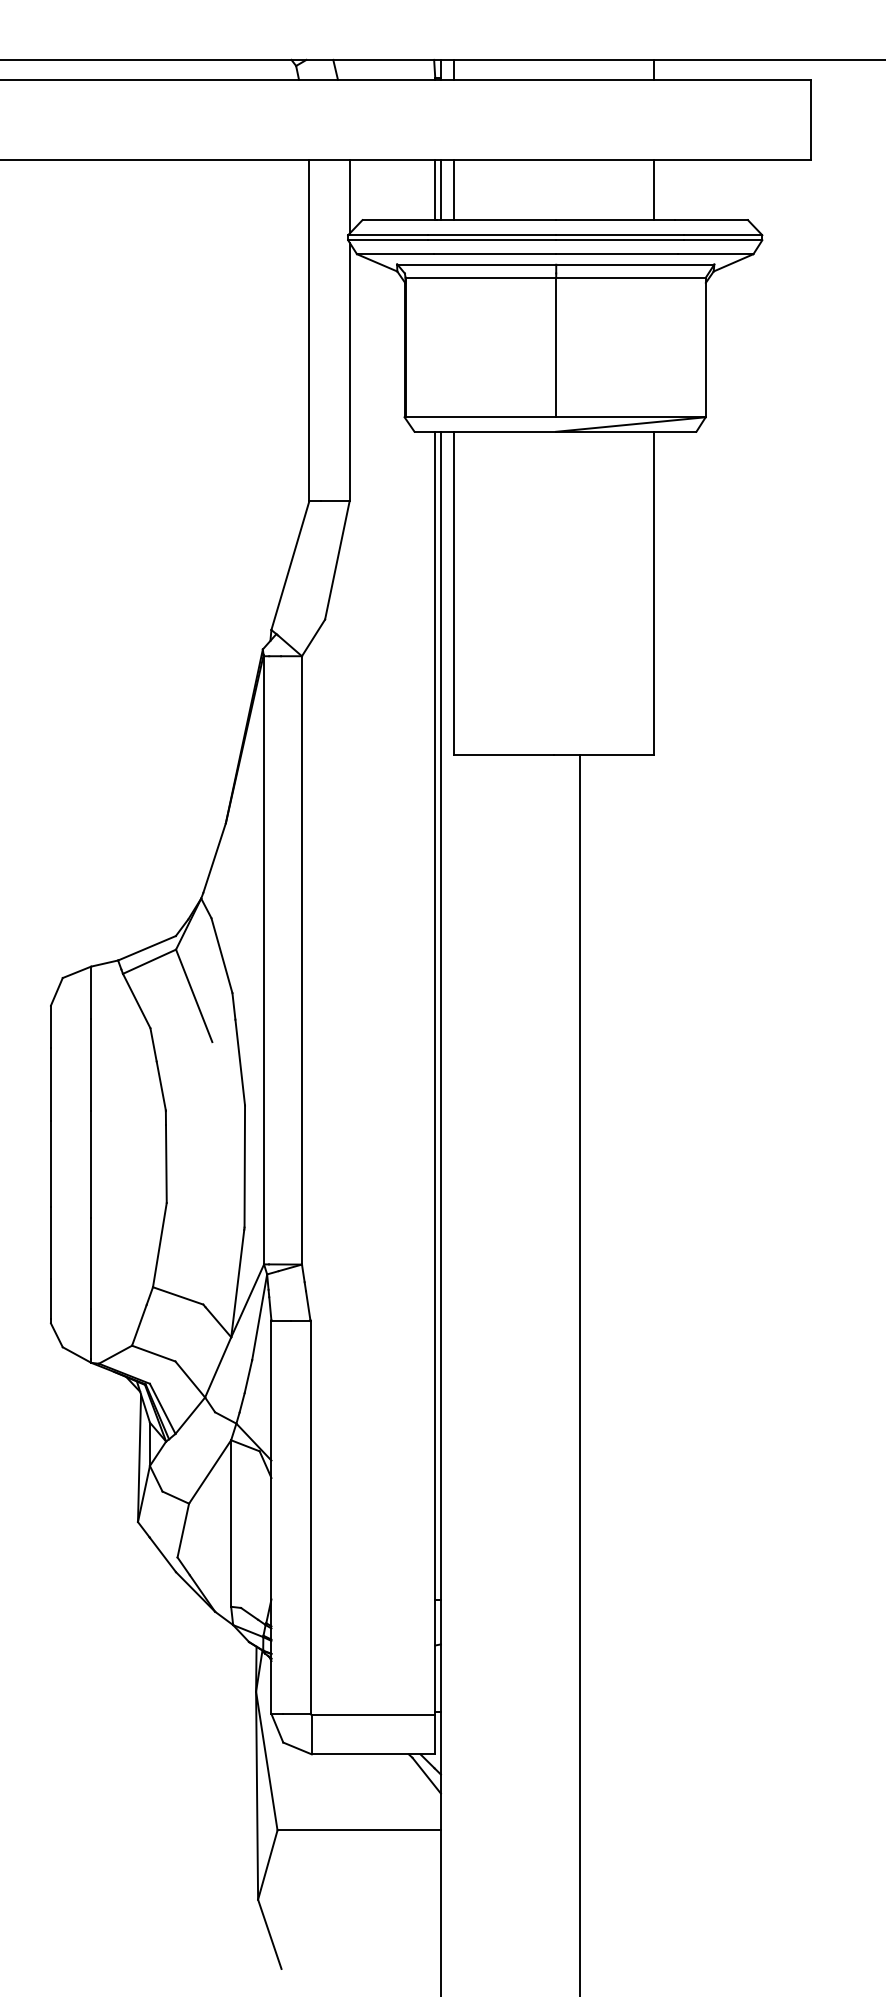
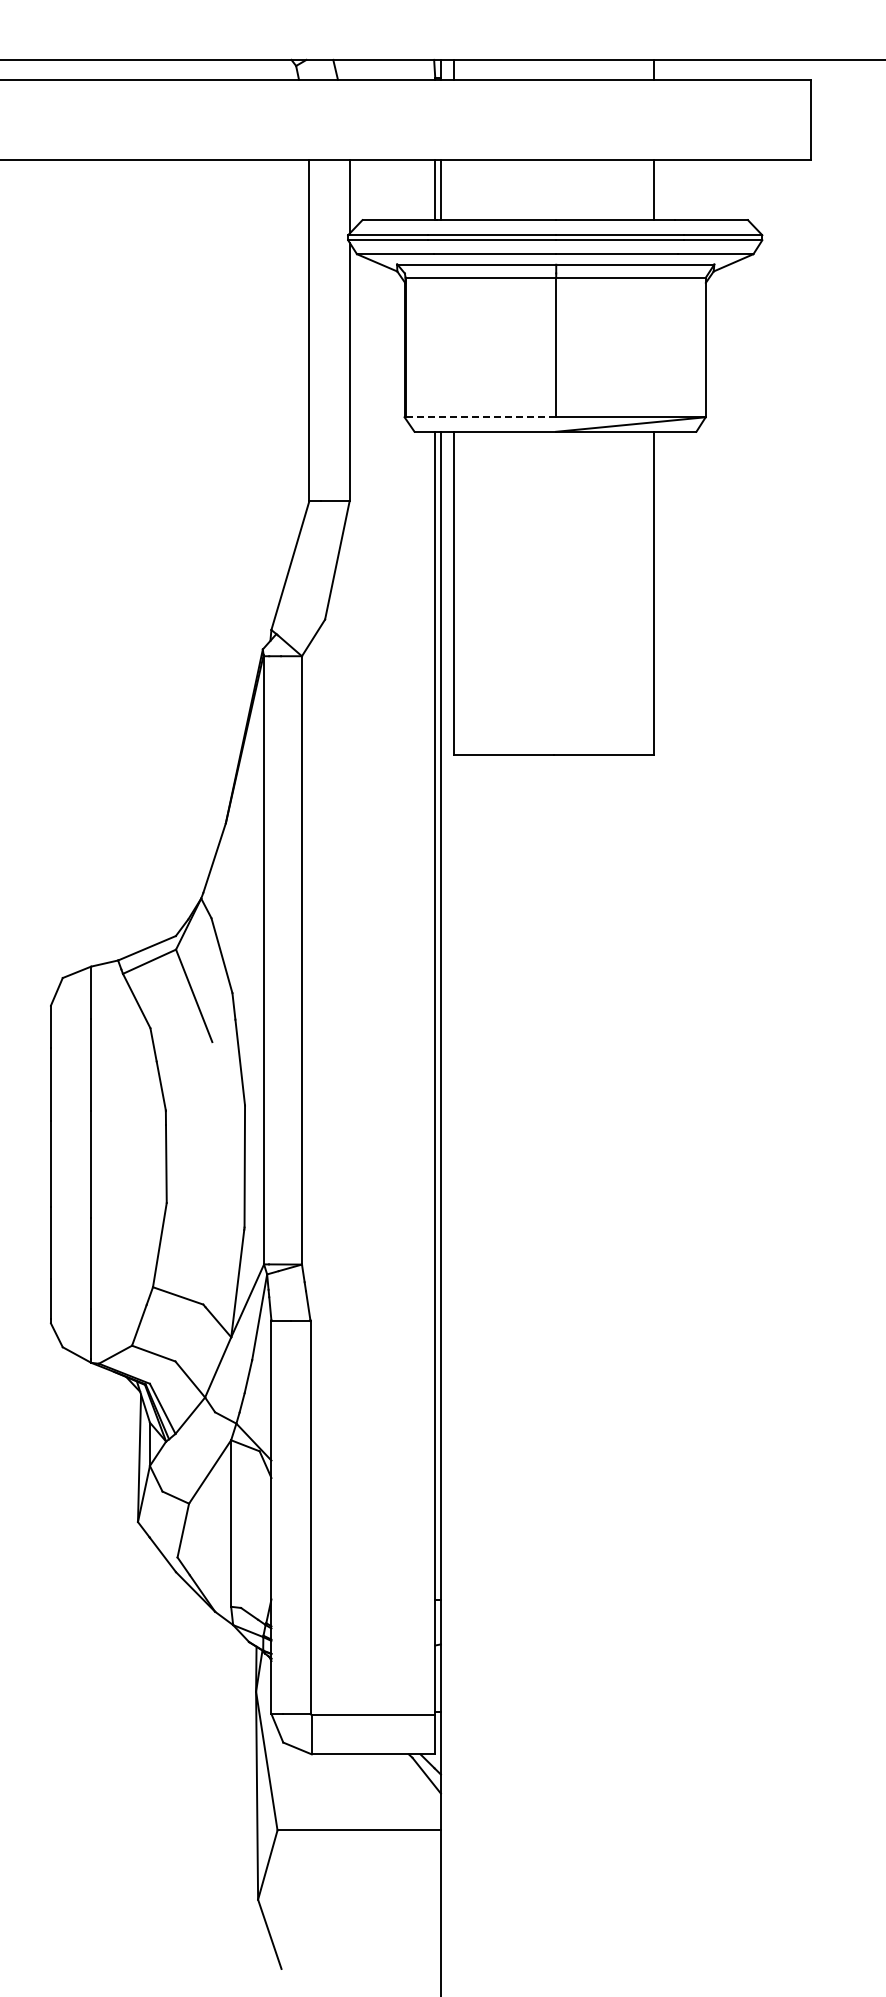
line: present -> none (453, 189)
line: solid -> dashed (480, 417)
line: present -> none (579, 1374)
